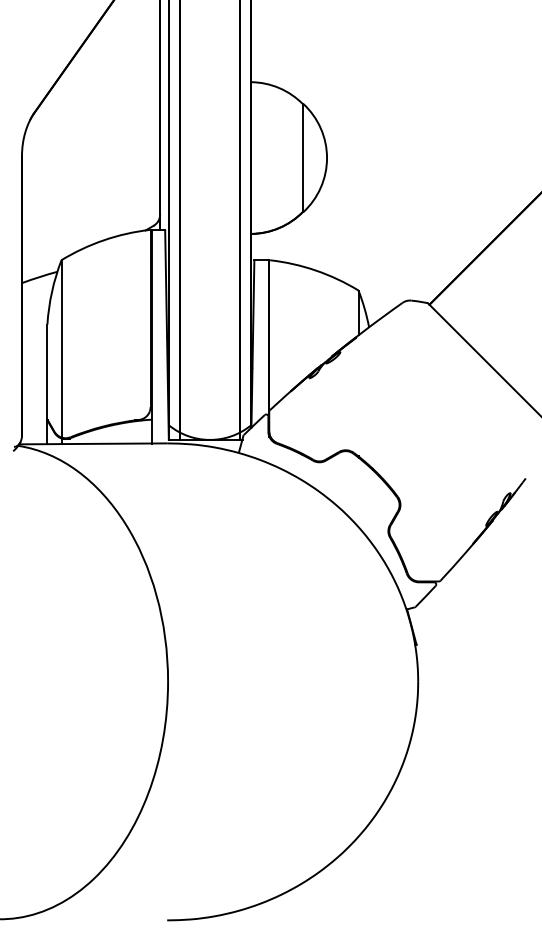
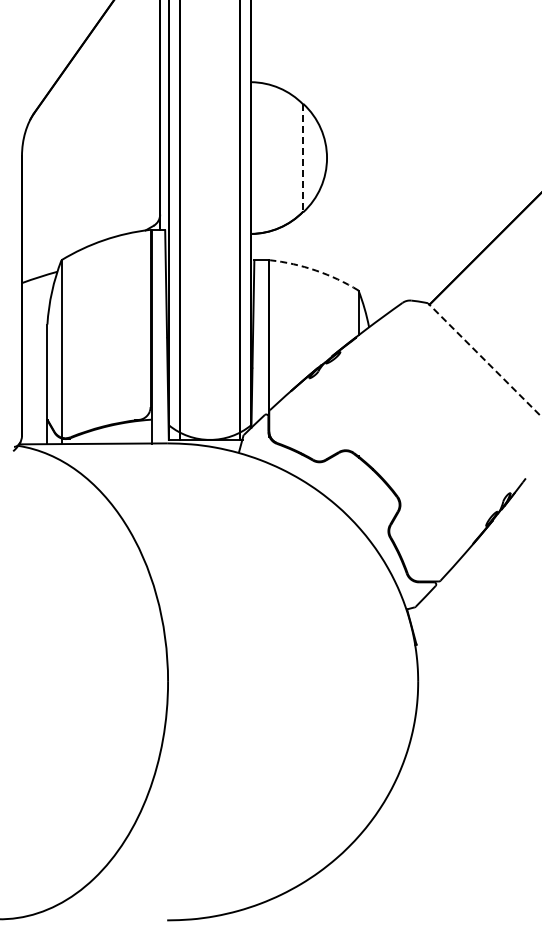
line: solid -> dashed (303, 158)
arc: solid -> dashed (316, 270)
line: solid -> dashed (484, 360)
